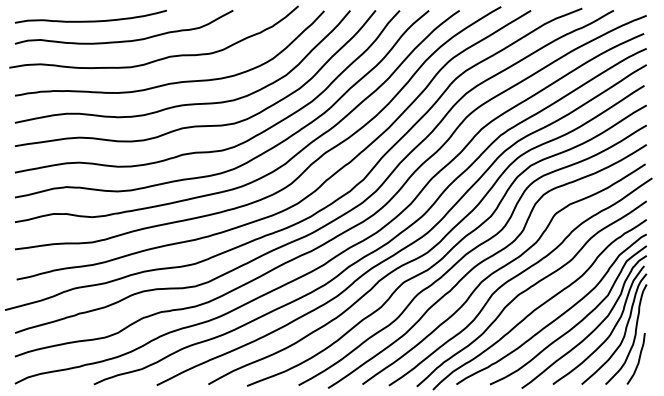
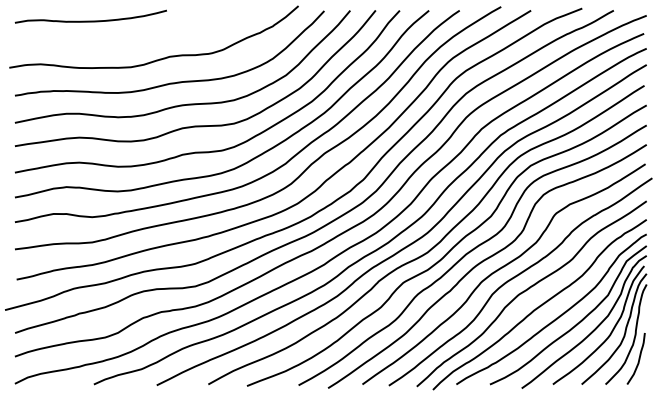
curve: present -> none (123, 40)
